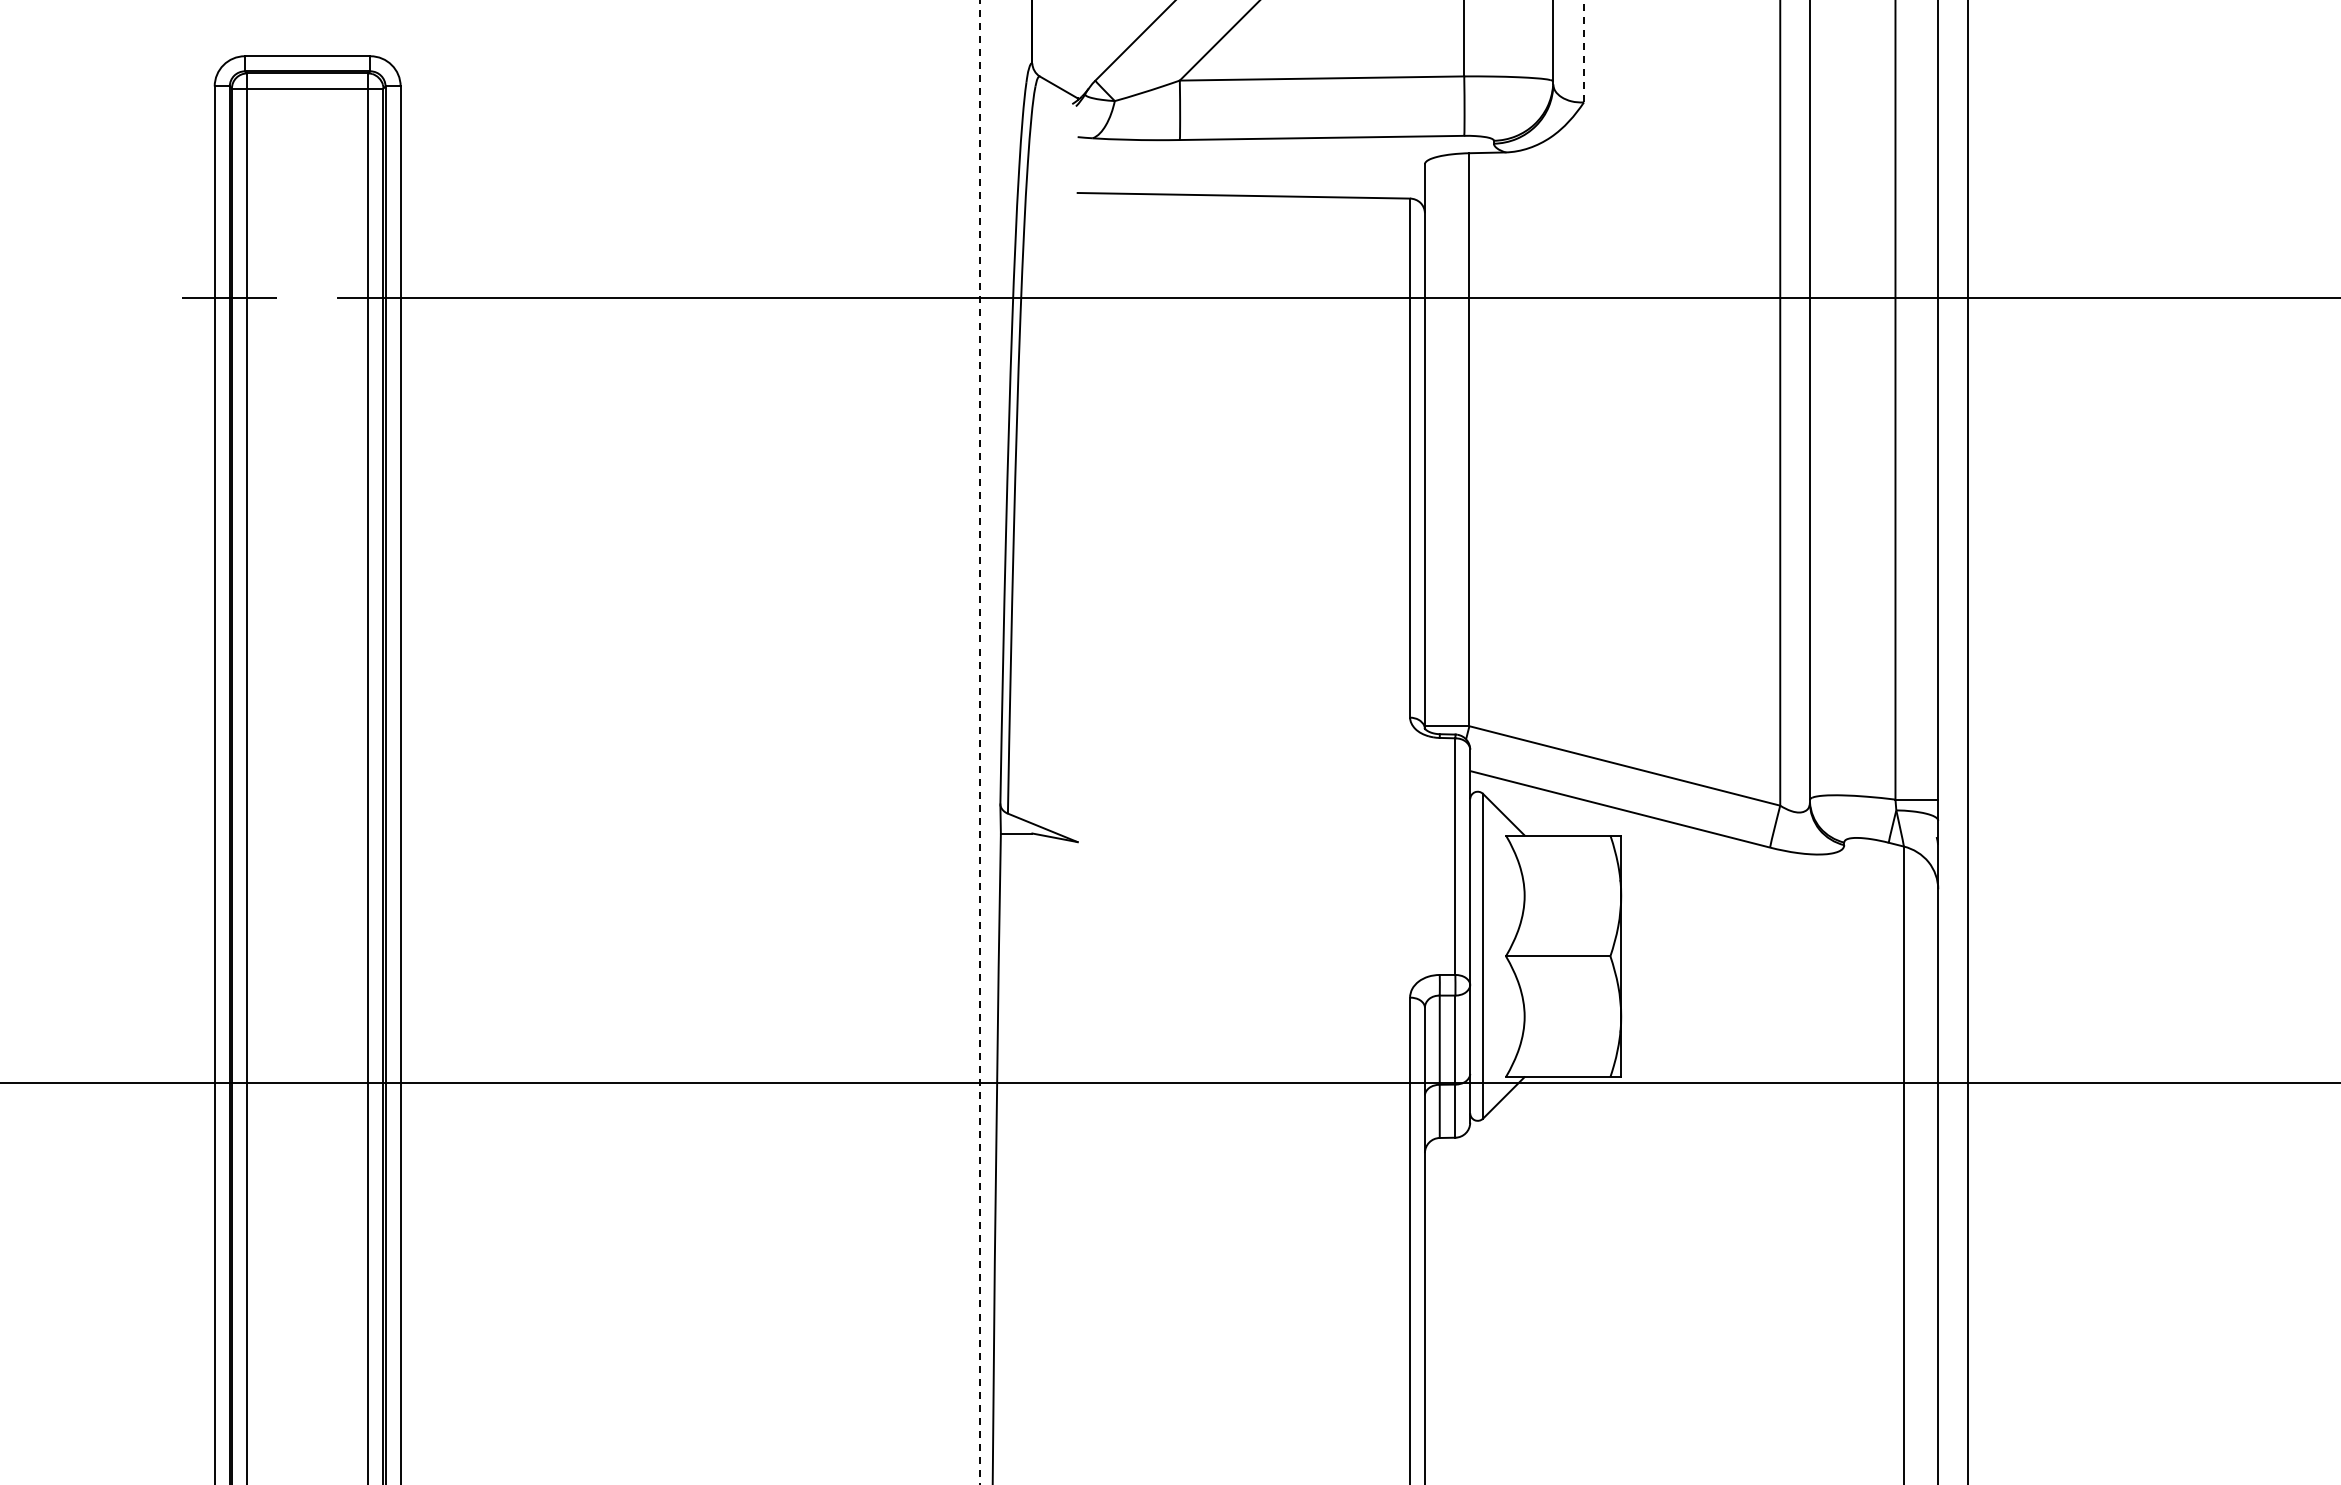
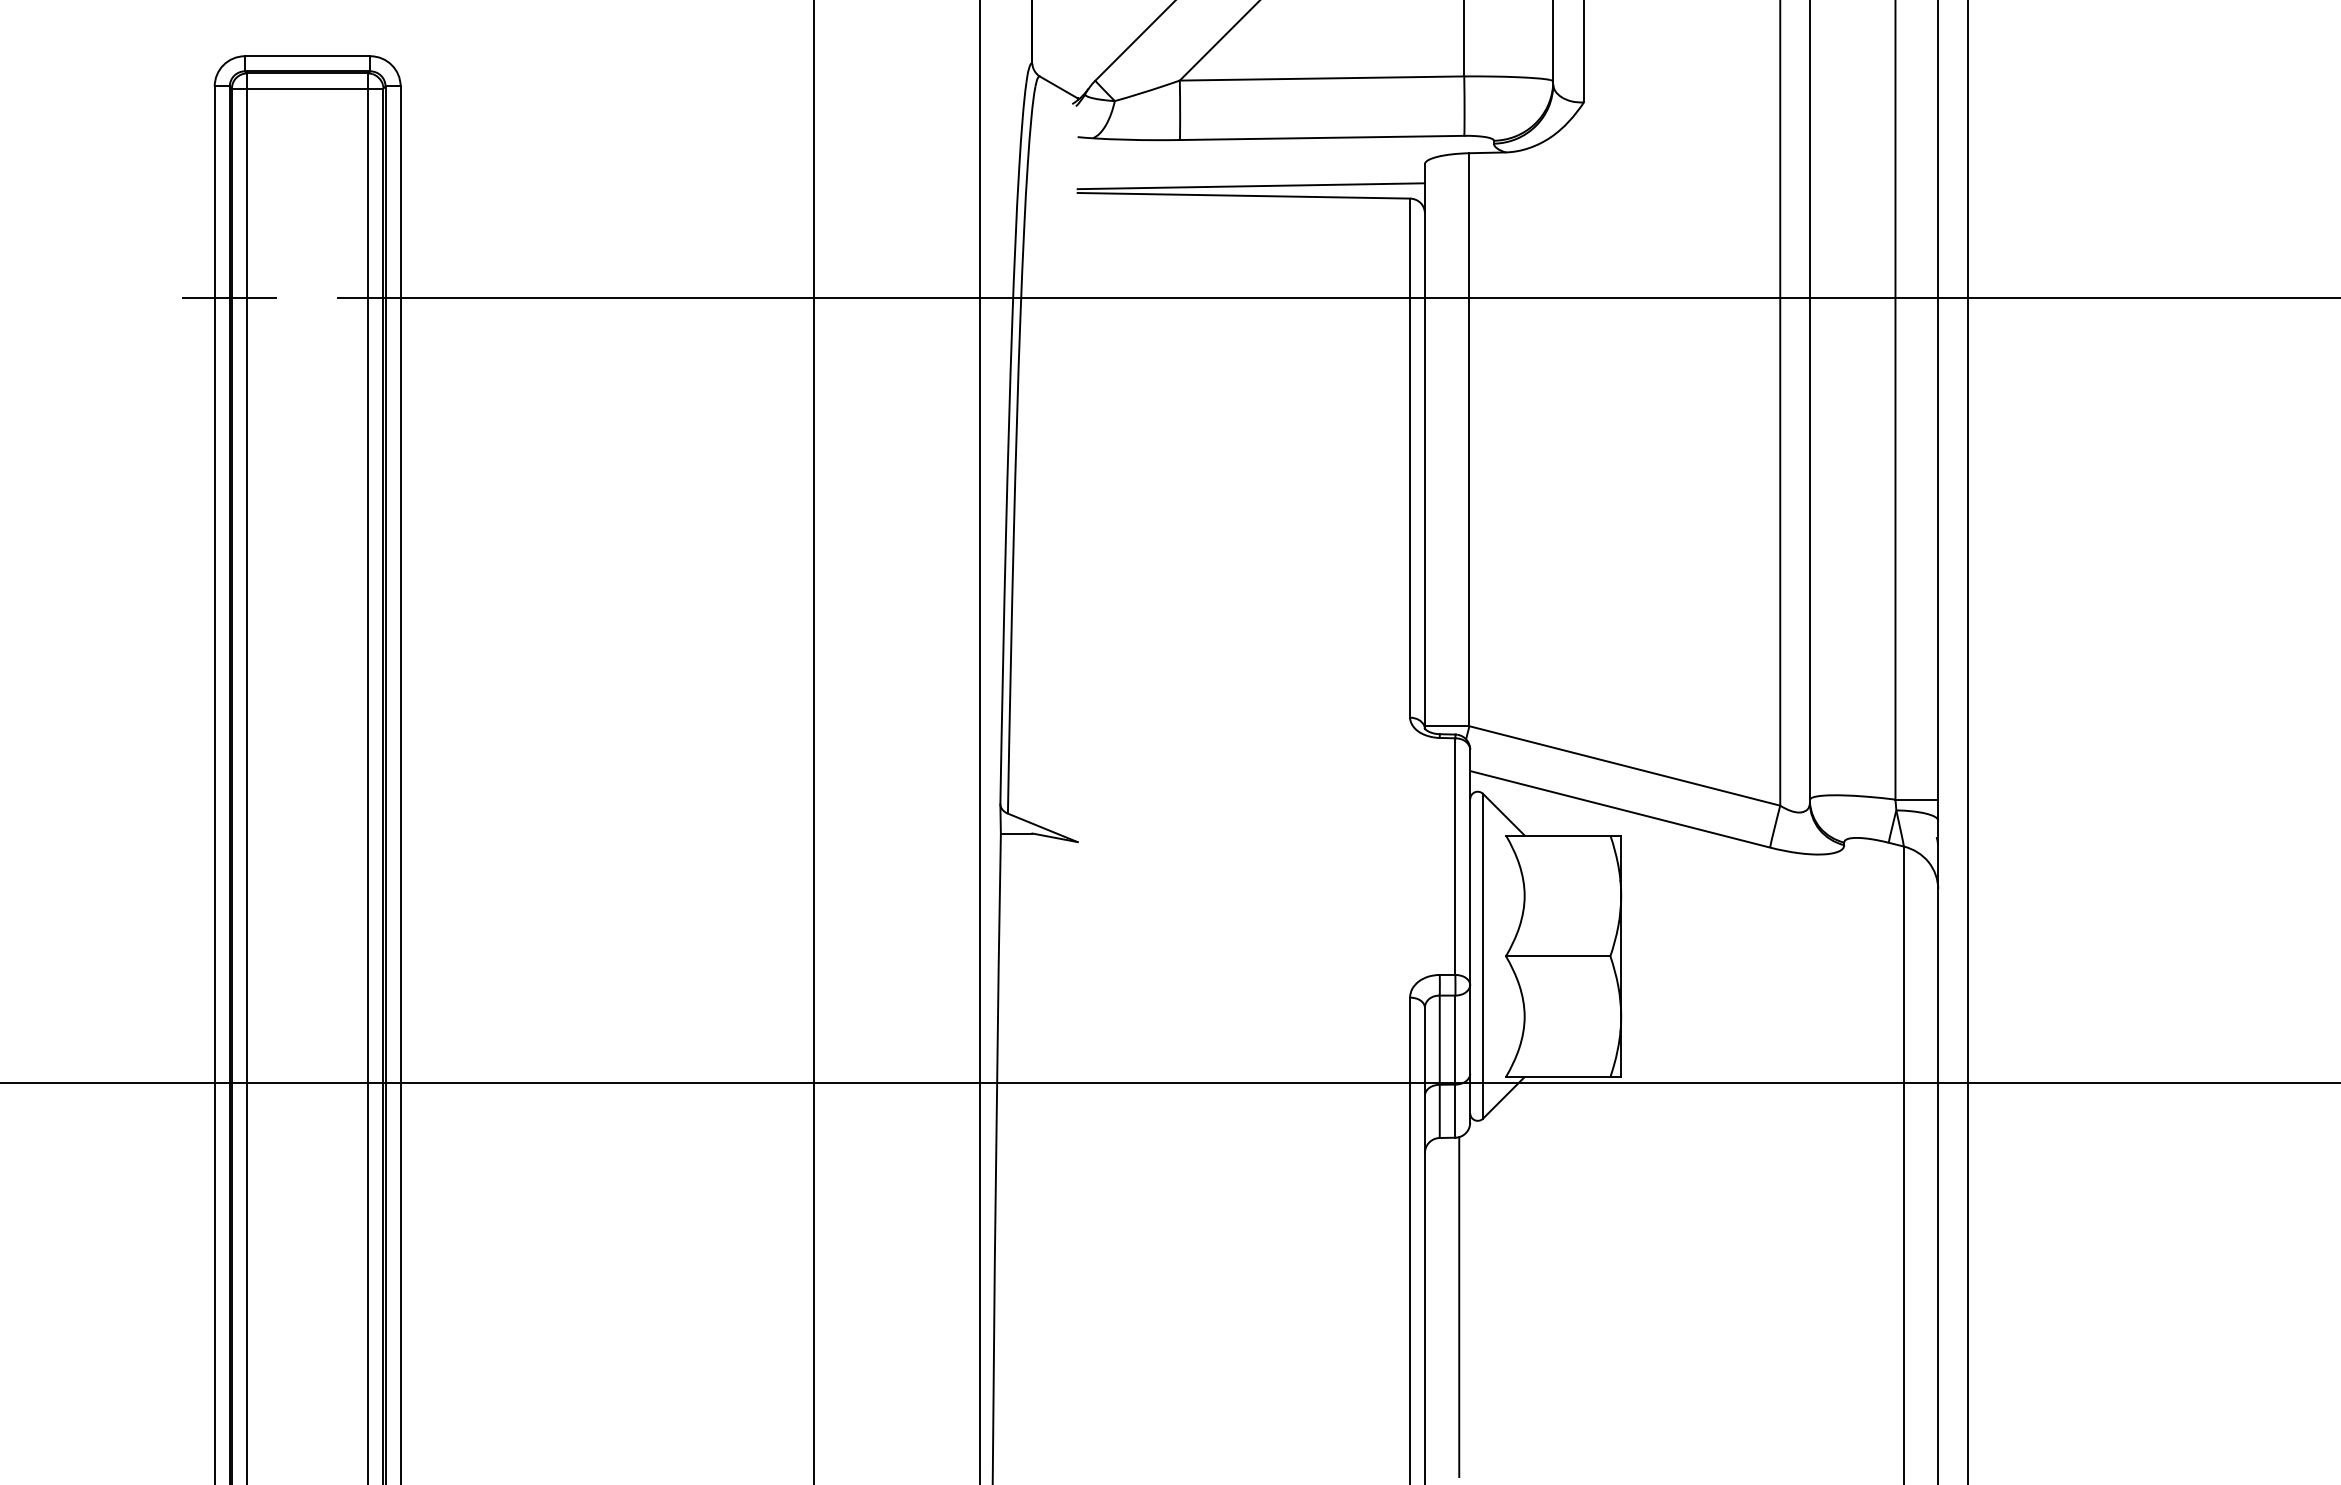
line: dashed -> solid (1583, 51)
line: none -> present (1250, 186)
line: none -> present (813, 741)
line: dashed -> solid (979, 742)
line: none -> present (1459, 1307)
